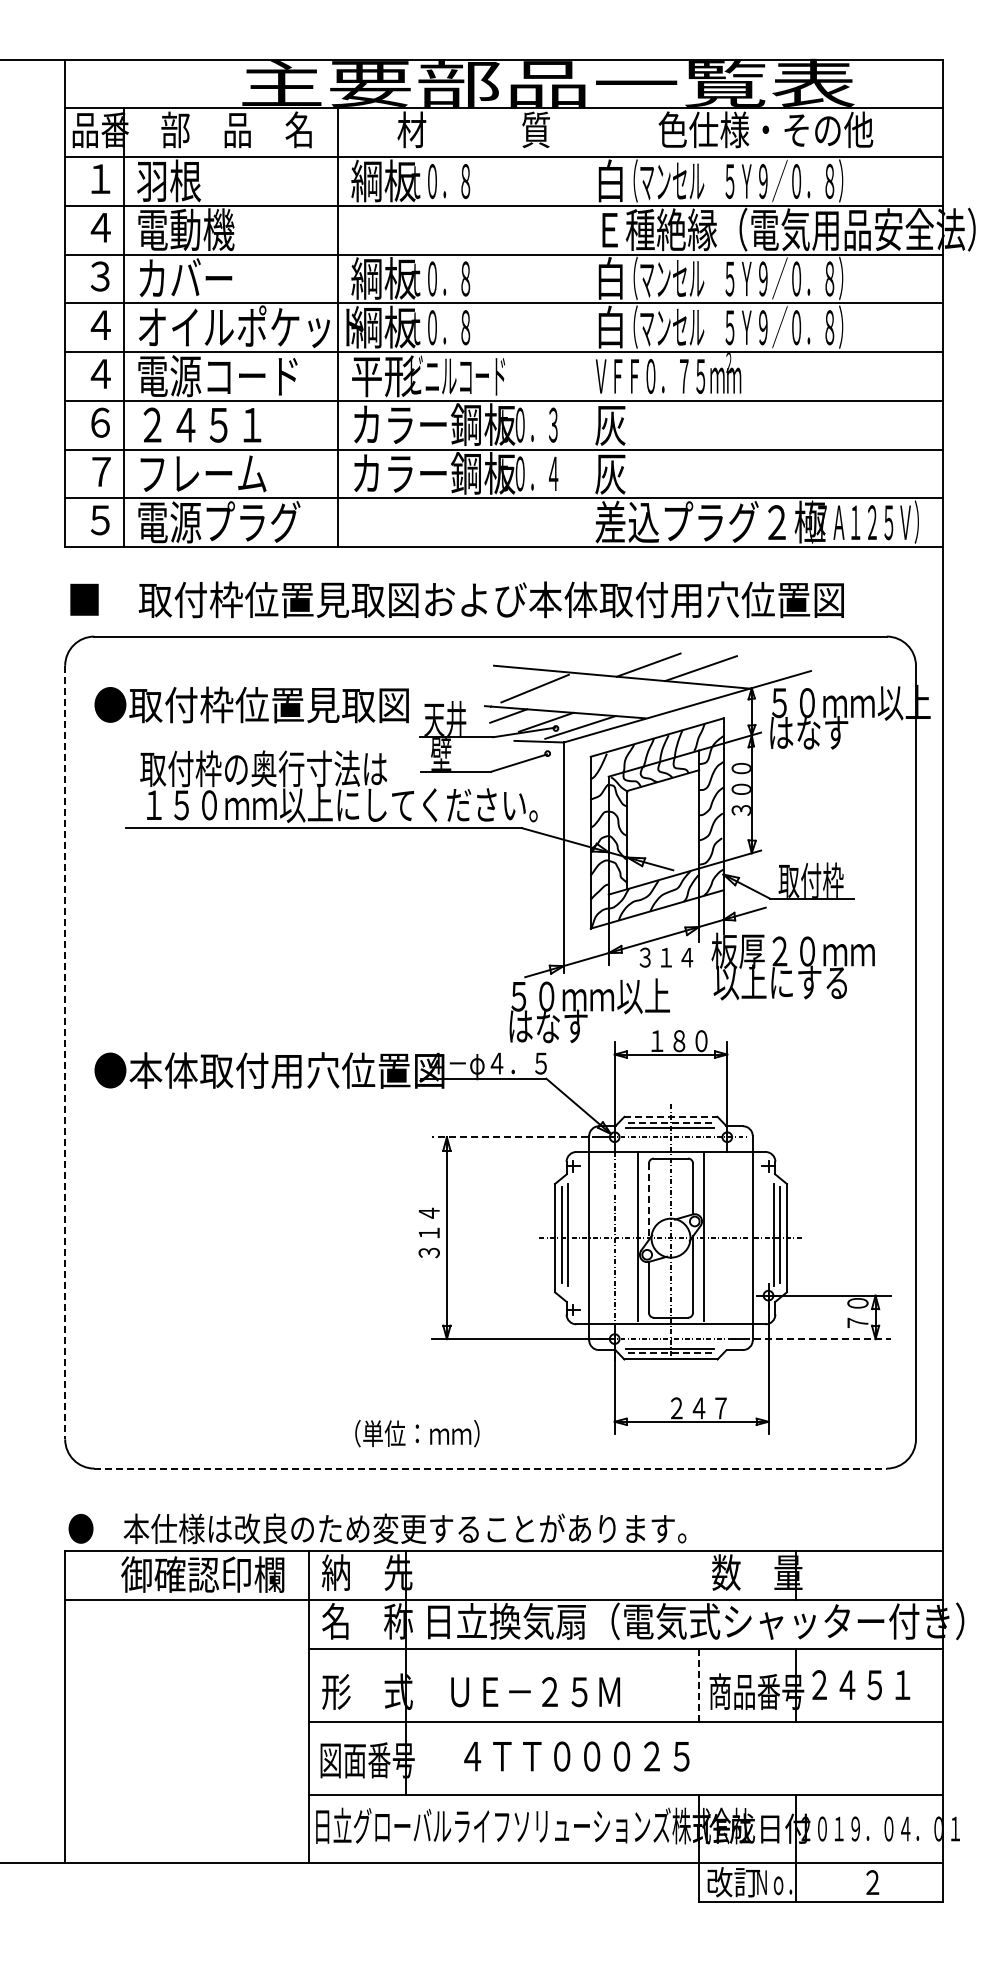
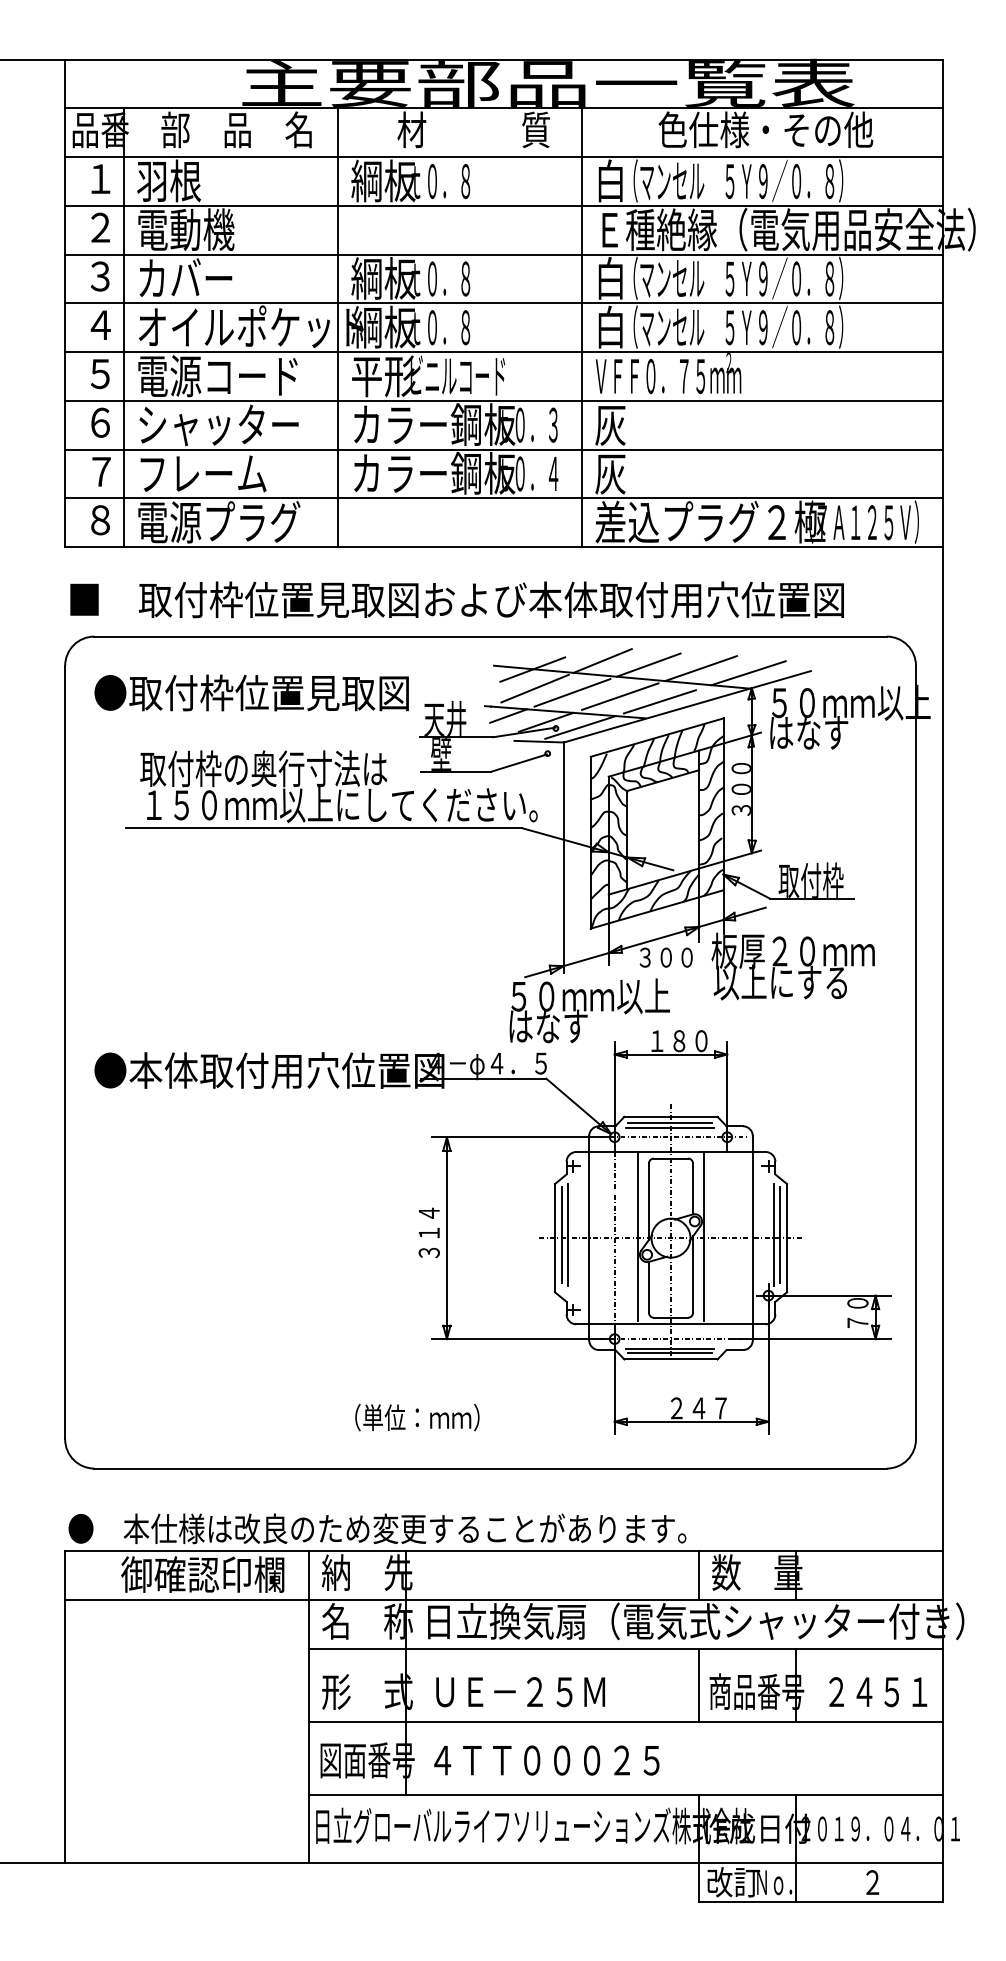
text: ４ -> ２ (100, 227)
line: none -> present (581, 327)
text: ４ -> ５ (100, 374)
text: ２４５１ -> シャッター (218, 425)
text: ５ -> ８ (100, 520)
line: none -> present (602, 660)
line: none -> present (532, 669)
line: none -> present (748, 673)
line: none -> present (572, 692)
line: none -> present (620, 696)
line: none -> present (659, 701)
text position: (251, 704) -> (251, 692) (251, 692)
text: ３１４ -> ３００ (676, 957)
line: dashed -> solid (65, 1052)
line: dashed -> solid (670, 1116)
line: dashed -> solid (669, 1122)
line: dashed -> solid (520, 1137)
line: dashed -> solid (648, 1202)
line: dashed -> solid (811, 1339)
line: dashed -> solid (669, 1353)
text position: (417, 1433) -> (417, 1417) (417, 1417)
line: dashed -> solid (491, 1468)
line: none -> present (698, 1575)
line: dashed -> solid (698, 1685)
text position: (861, 1685) -> (878, 1692) (878, 1692)
text position: (535, 1692) -> (520, 1692) (520, 1692)
text position: (576, 1756) -> (546, 1760) (546, 1760)
